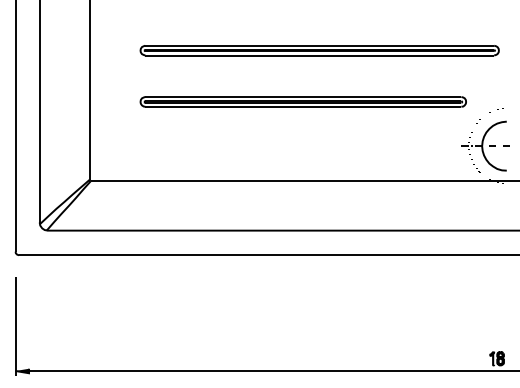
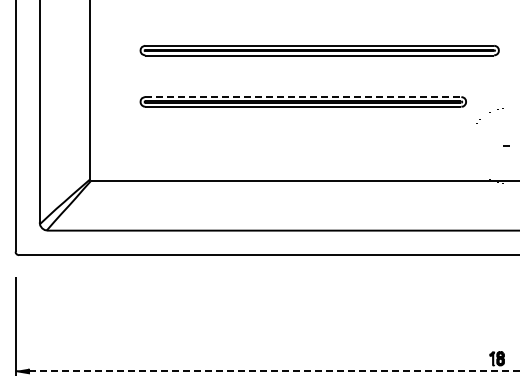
line: solid -> dashed (303, 96)
part: present -> none (483, 146)
line: solid -> dashed (274, 371)
